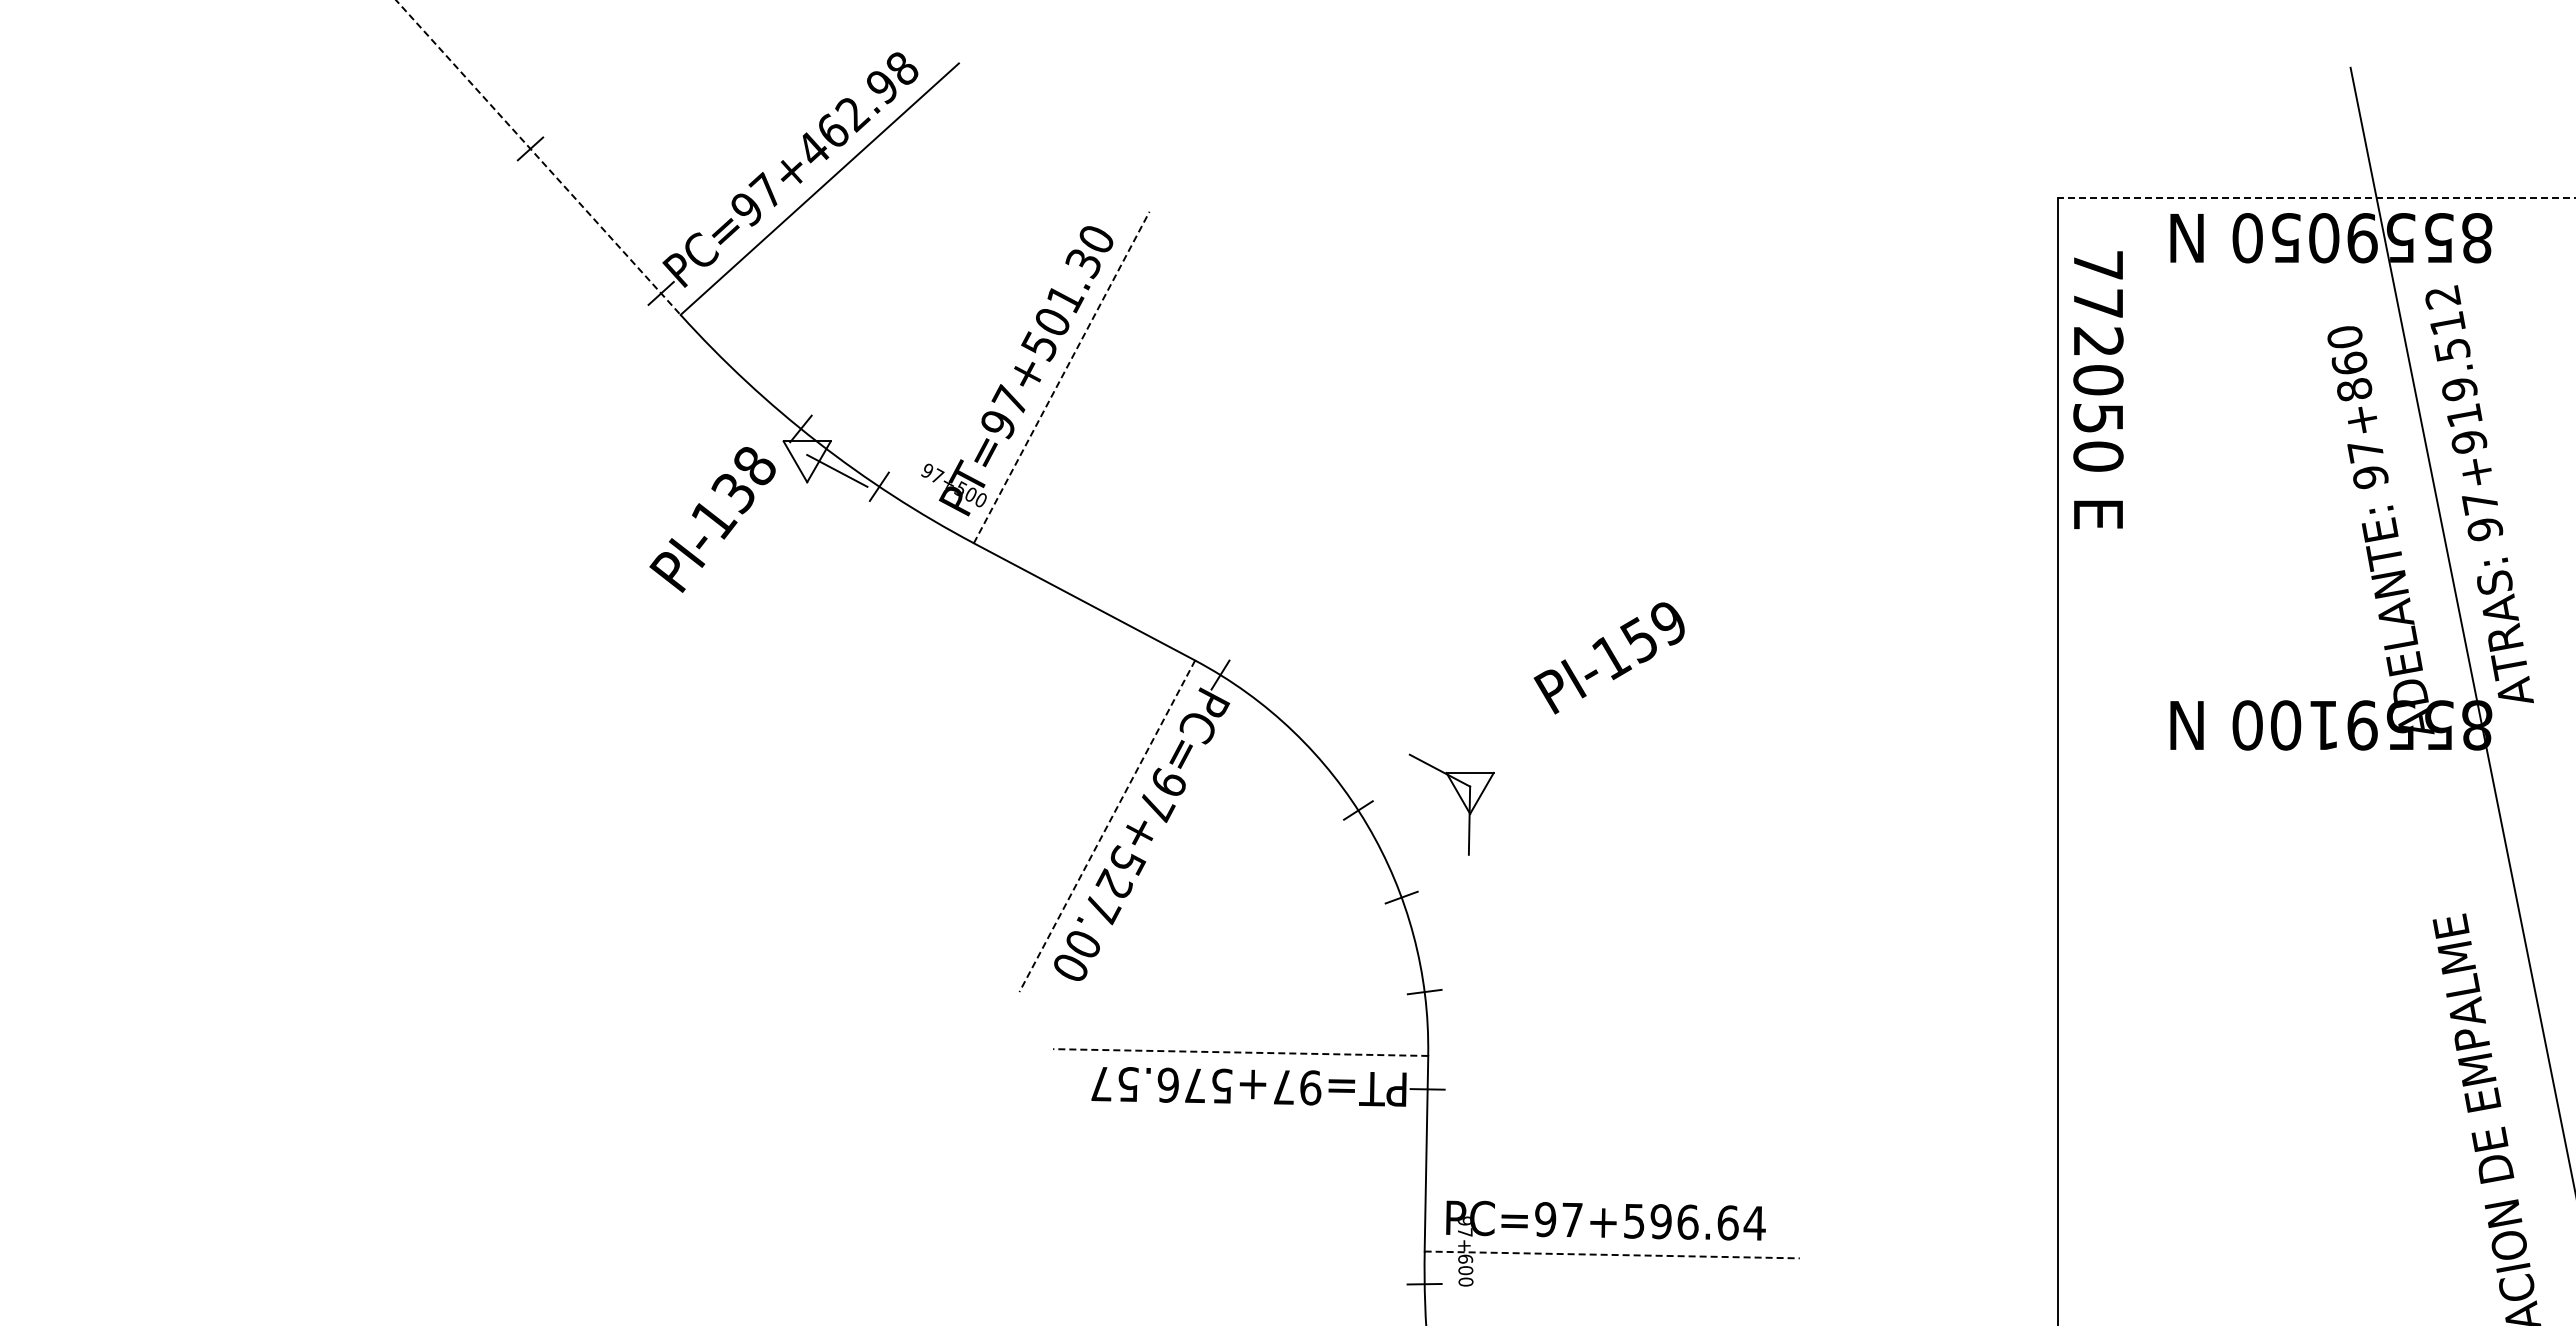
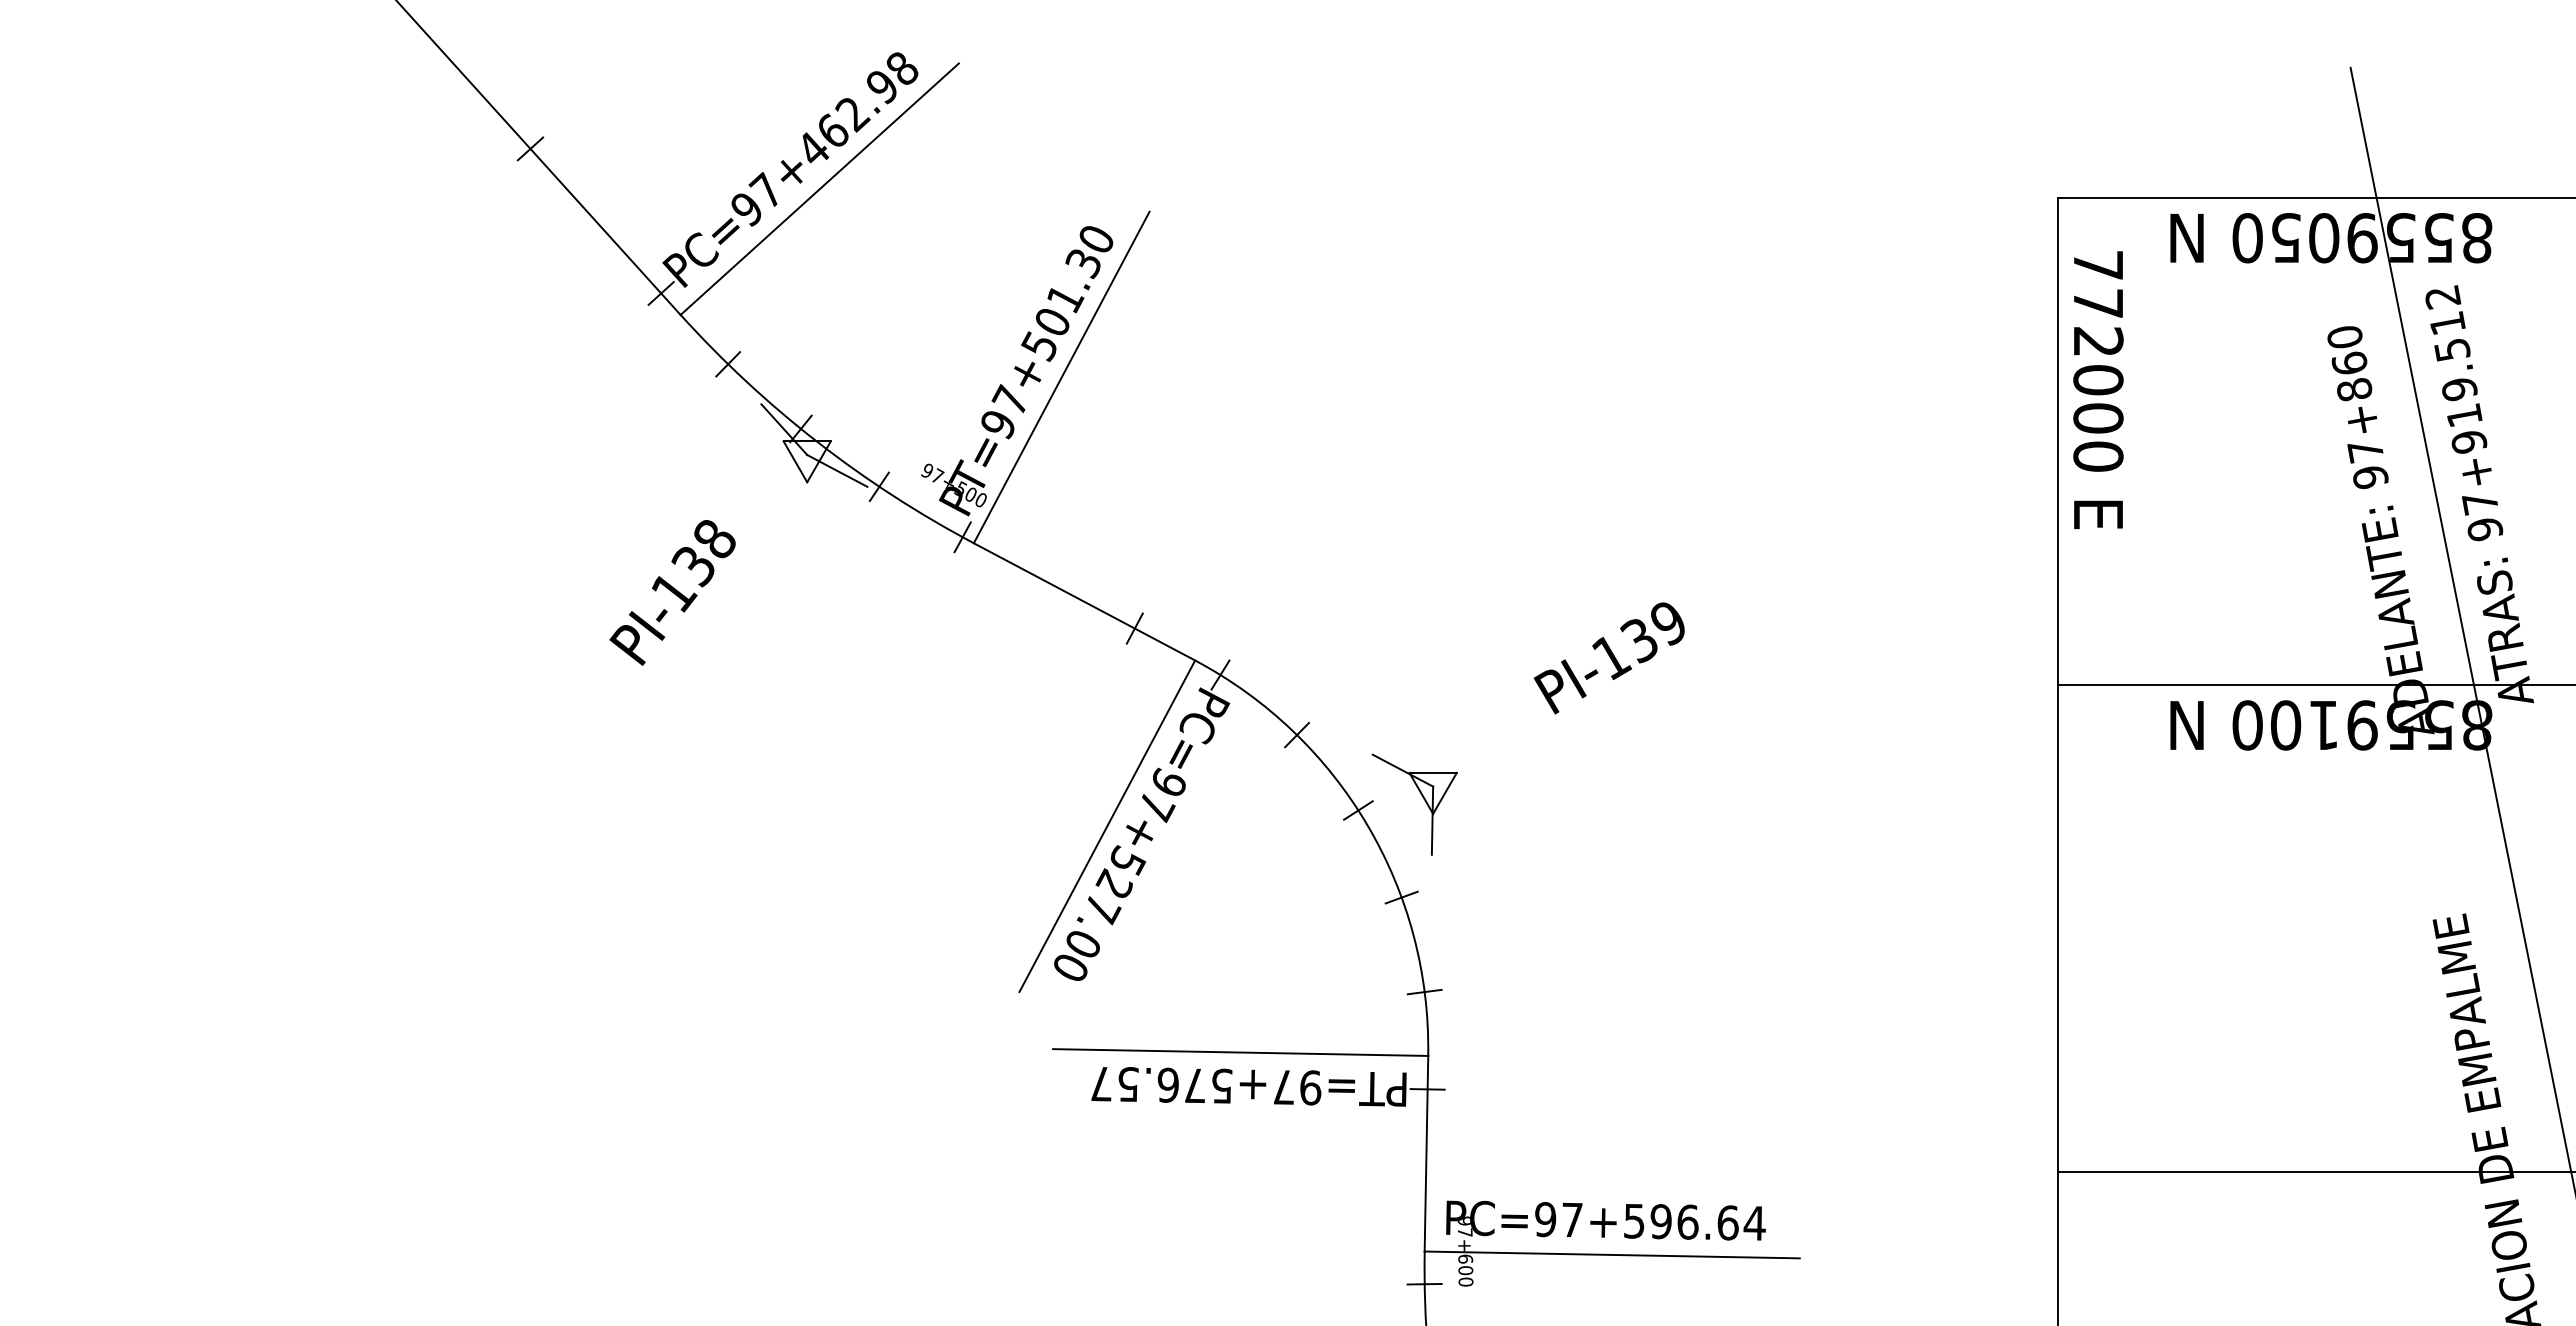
line: dashed -> solid (538, 157)
line: dashed -> solid (2316, 197)
line: none -> present (728, 364)
line: dashed -> solid (1061, 377)
text: 772050 -> 772000 (2098, 418)
line: none -> present (784, 429)
text position: (712, 519) -> (672, 592) (672, 592)
line: none -> present (962, 537)
line: none -> present (1134, 628)
text: PI-159 -> PI-139 (1638, 640)
line: none -> present (2314, 684)
line: none -> present (1296, 734)
part position: (1460, 799) -> (1423, 799) (1423, 799)
line: dashed -> solid (1107, 826)
line: dashed -> solid (1240, 1052)
line: none -> present (2314, 1172)
line: dashed -> solid (1612, 1254)
